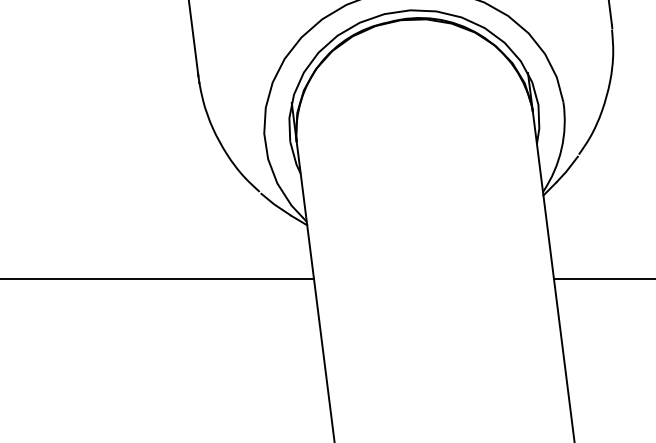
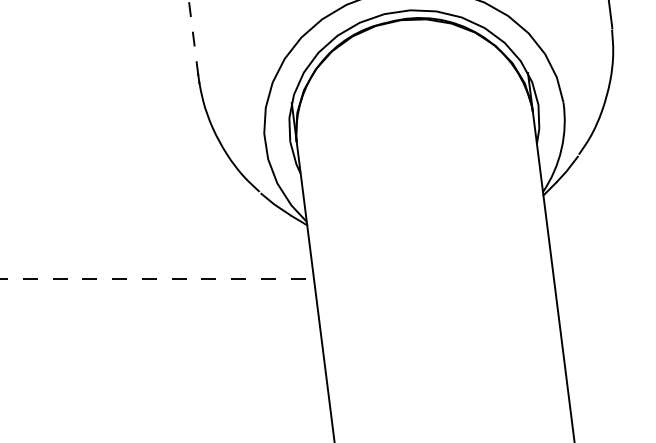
line: solid -> dashed (193, 38)
line: solid -> dashed (157, 278)
line: present -> none (602, 278)
